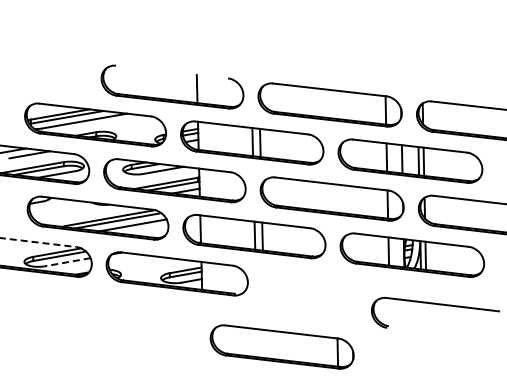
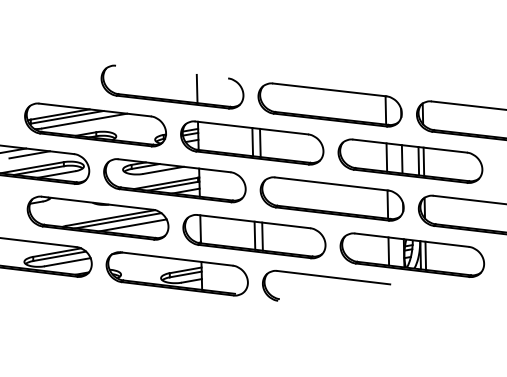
line: dashed -> solid (39, 242)
line: dashed -> solid (67, 262)
part position: (438, 305) -> (329, 278) (329, 278)
part: present -> none (281, 346)
